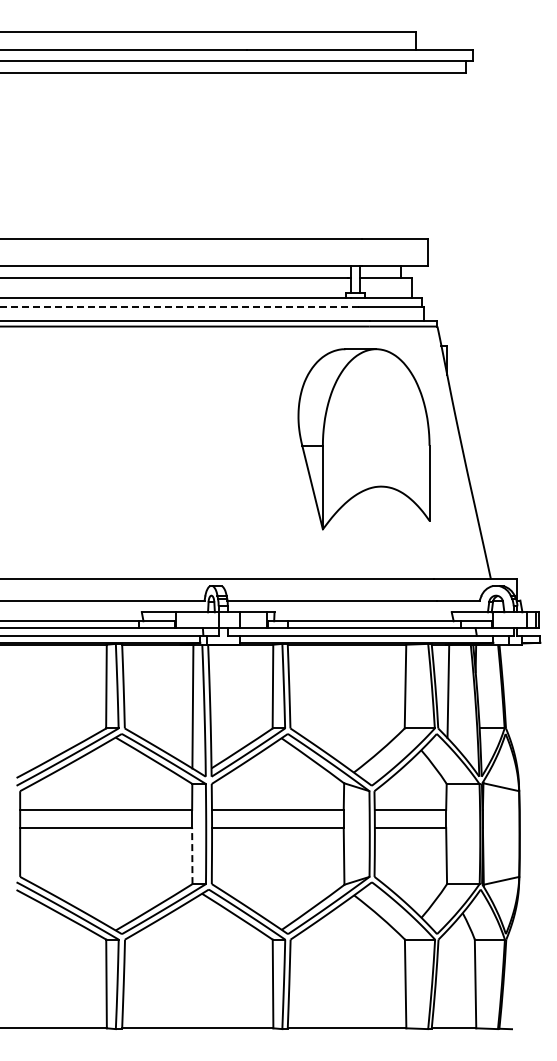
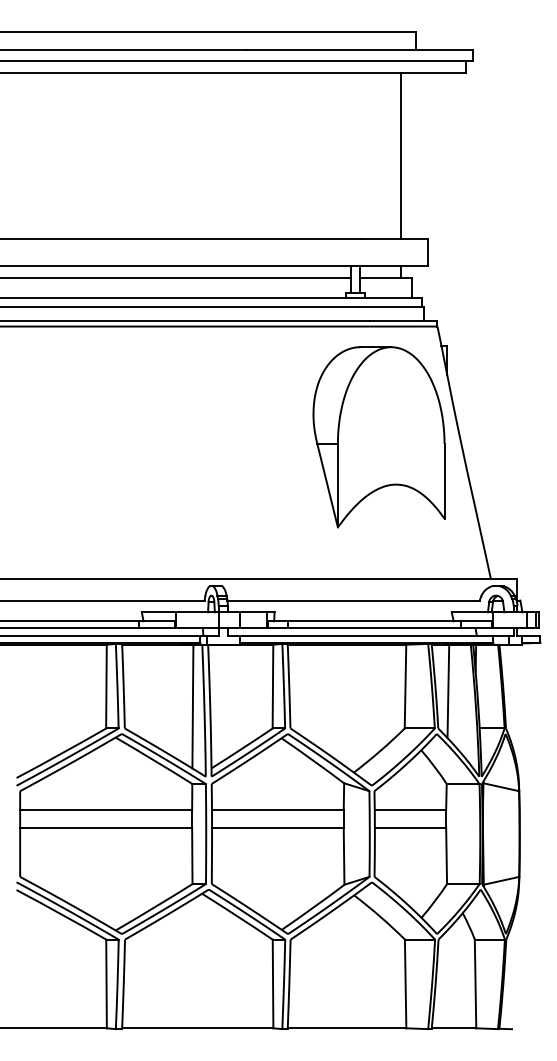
line: none -> present (400, 156)
line: dashed -> solid (179, 306)
part position: (363, 439) -> (378, 437) (378, 437)
line: dashed -> solid (192, 855)
